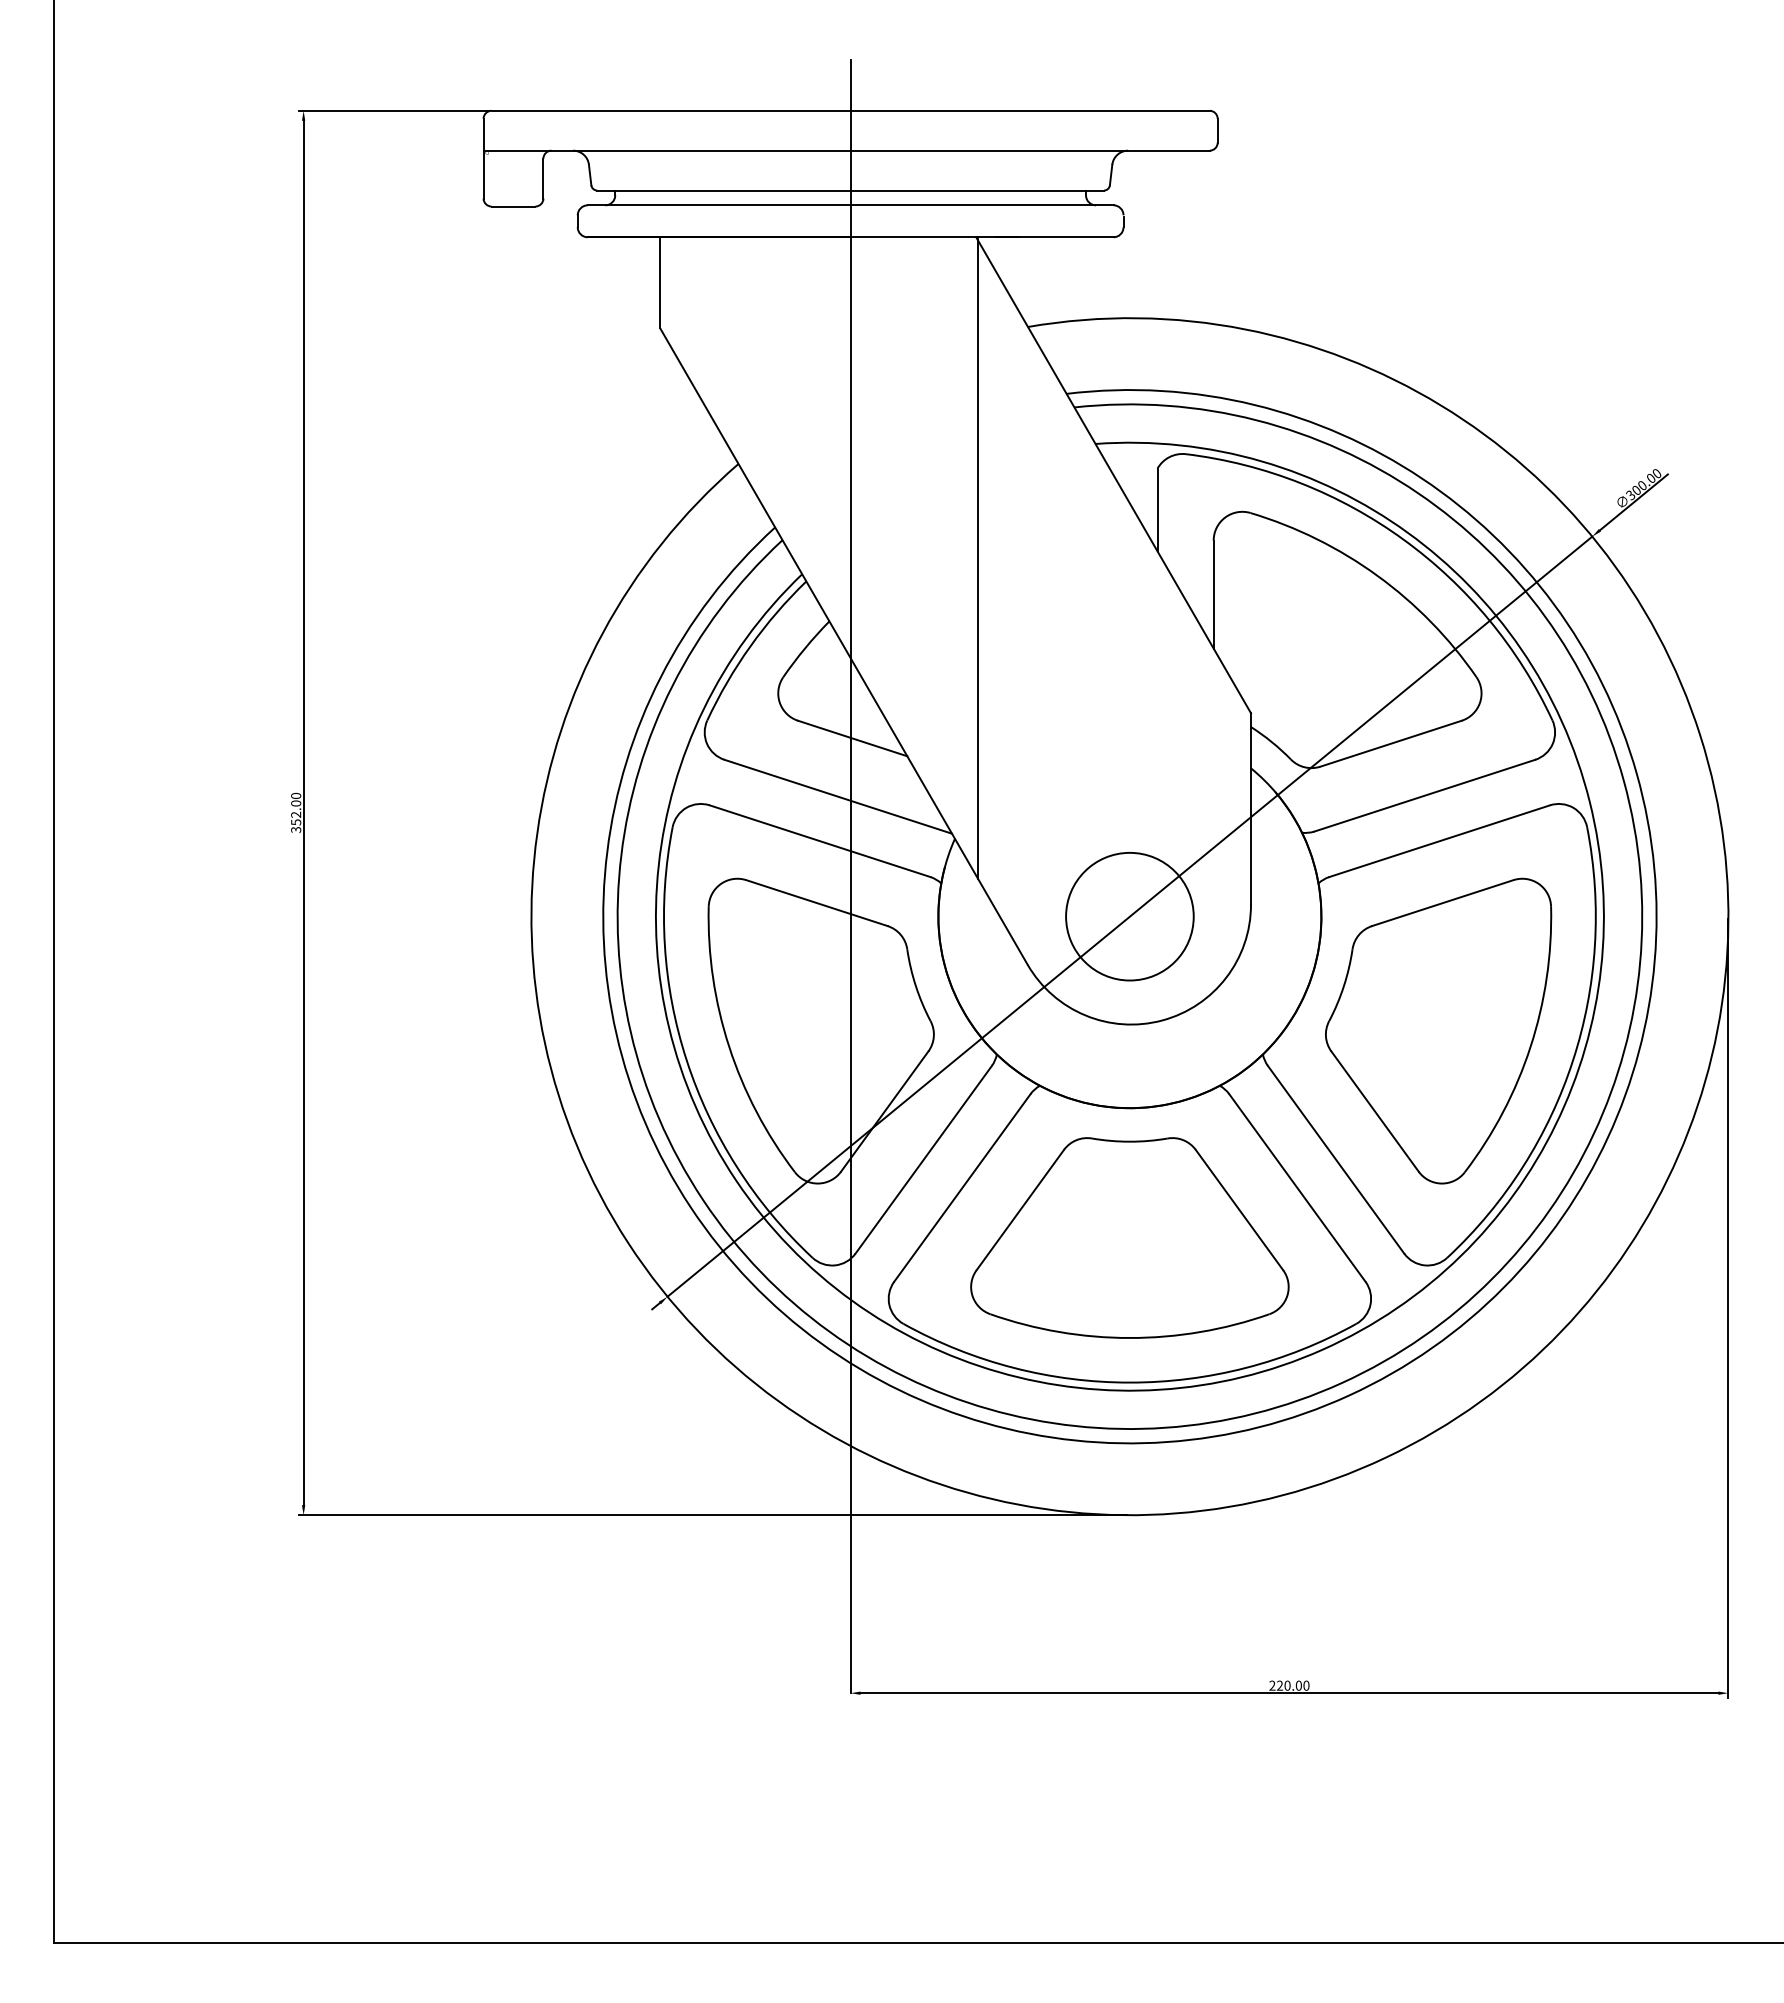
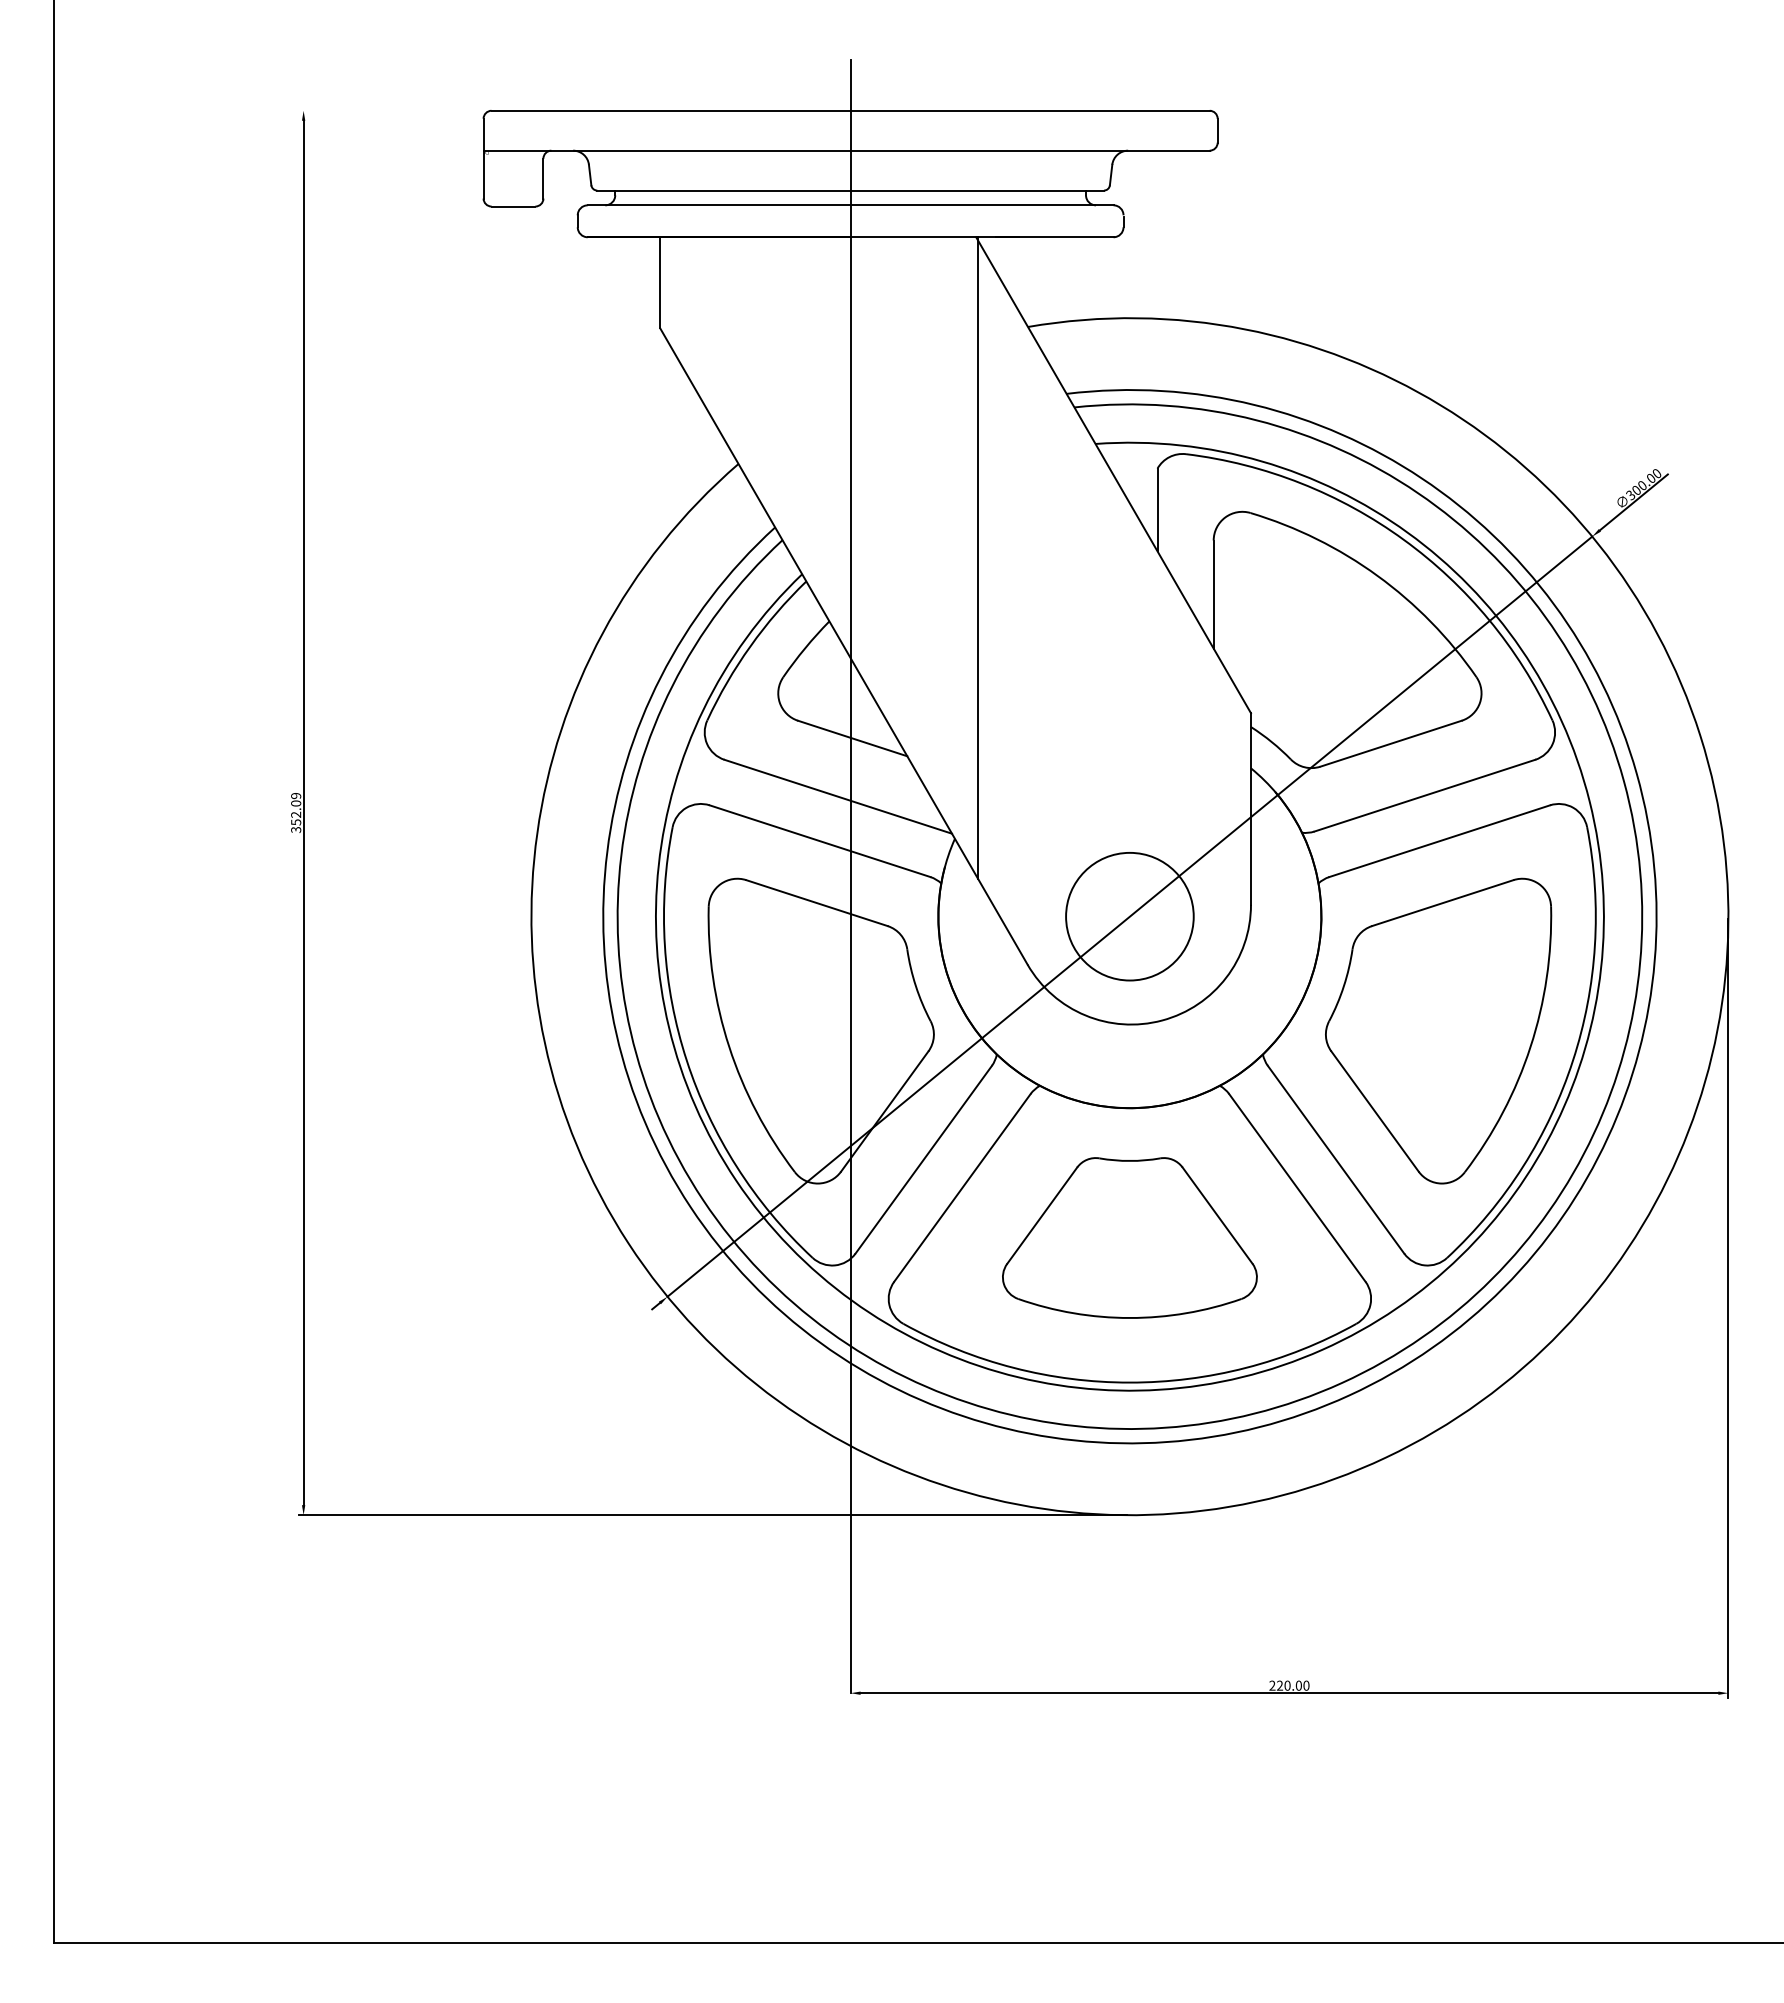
line: present -> none (393, 110)
text: 352.00 -> 352.09 (296, 796)
part size: 320x202 px -> 256x162 px (1129, 1237)
